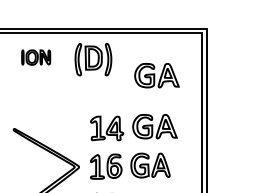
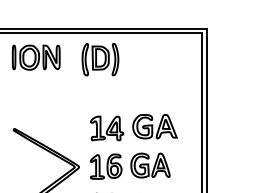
part size: 31x17 px -> 50x27 px (35, 57)
part position: (93, 59) -> (100, 59) (100, 59)
part: present -> none (156, 75)
